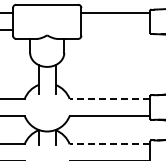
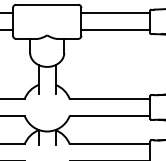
line: none -> present (115, 30)
line: dashed -> solid (109, 98)
line: dashed -> solid (109, 144)
